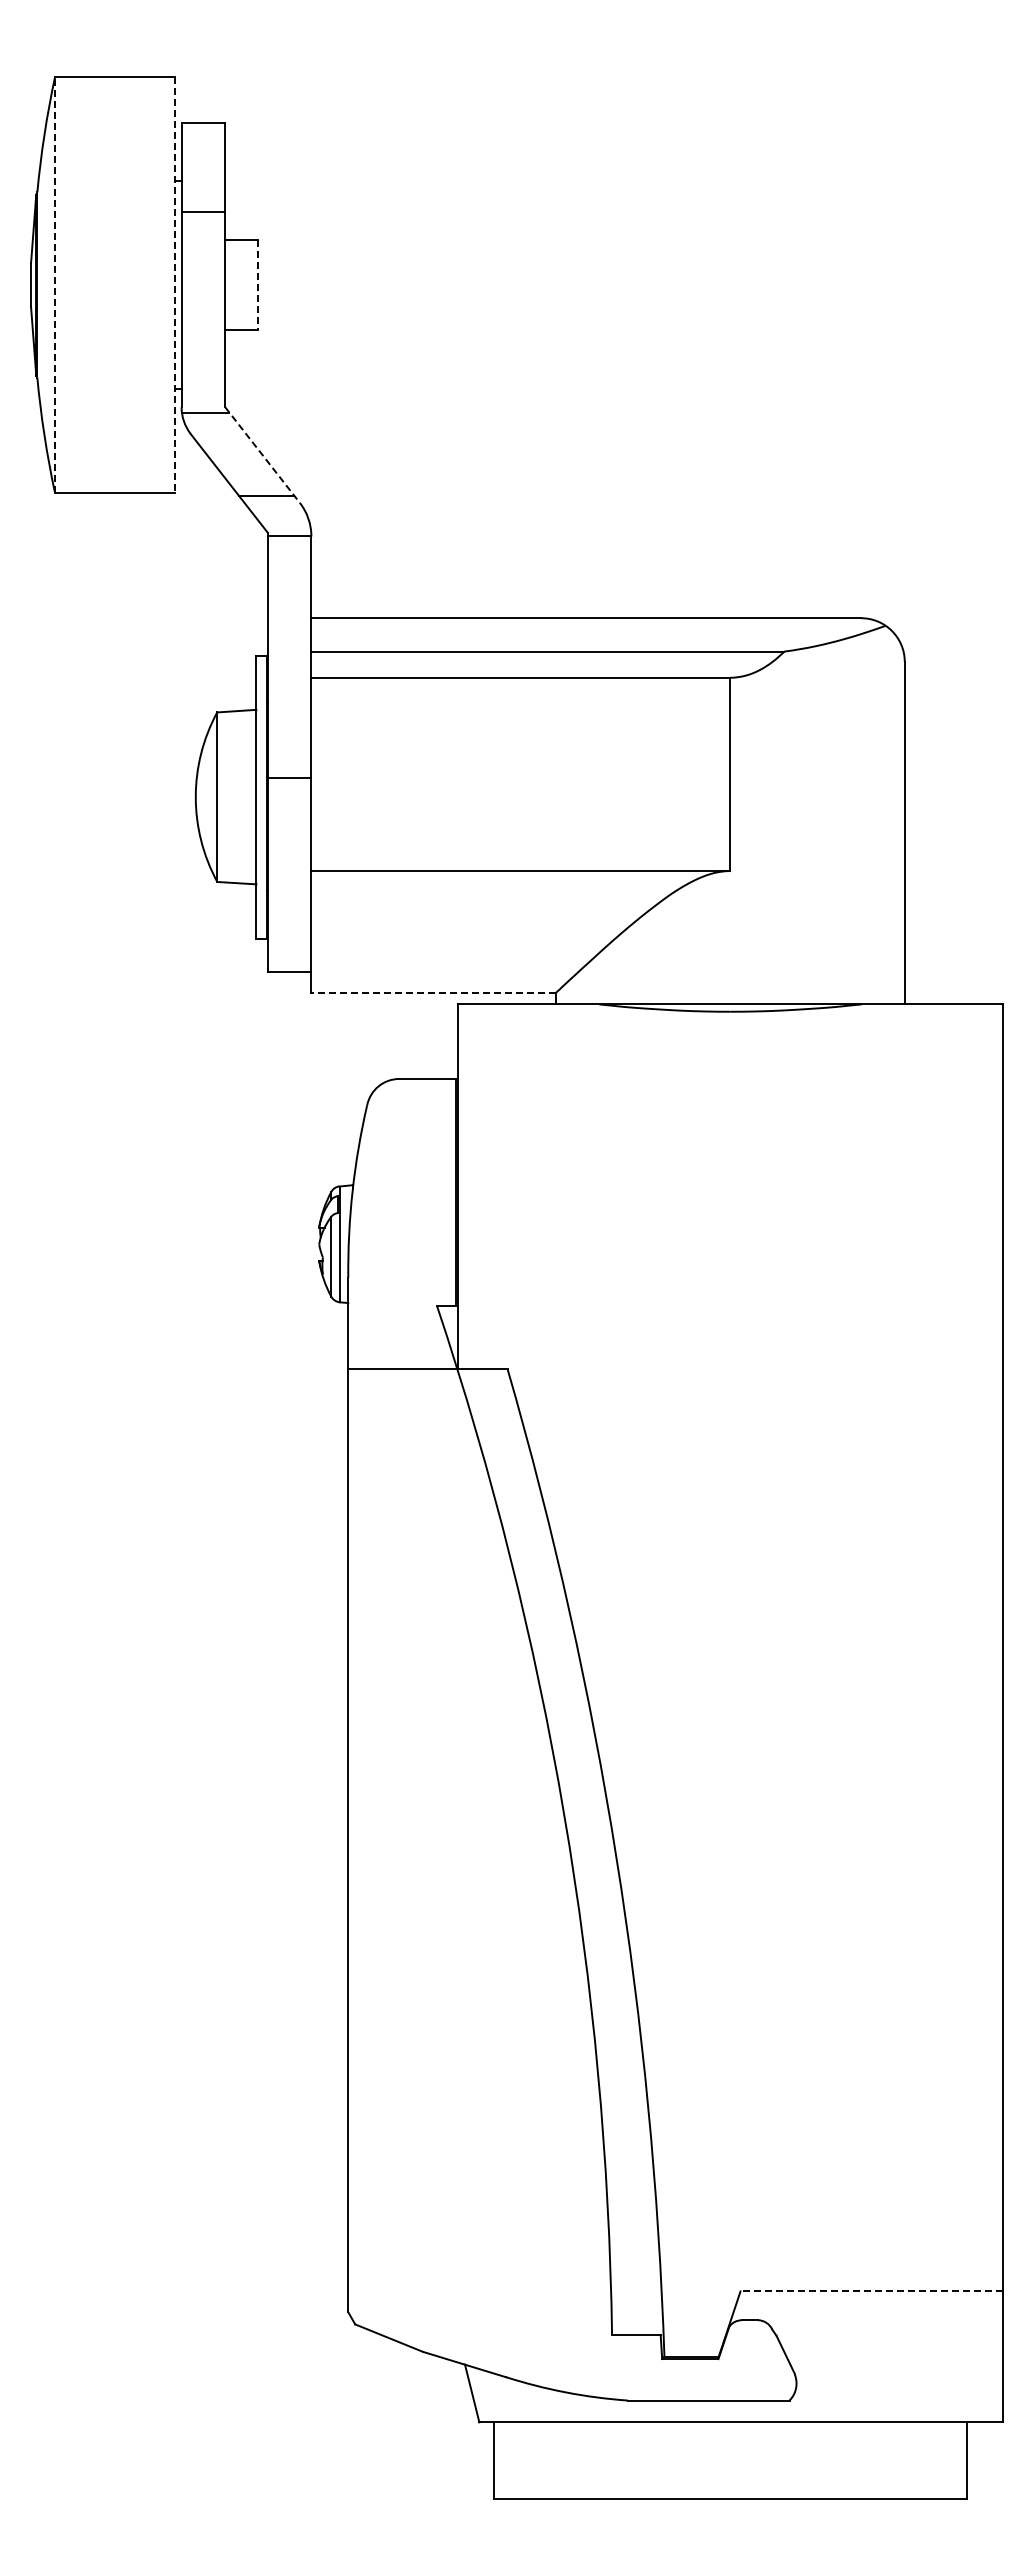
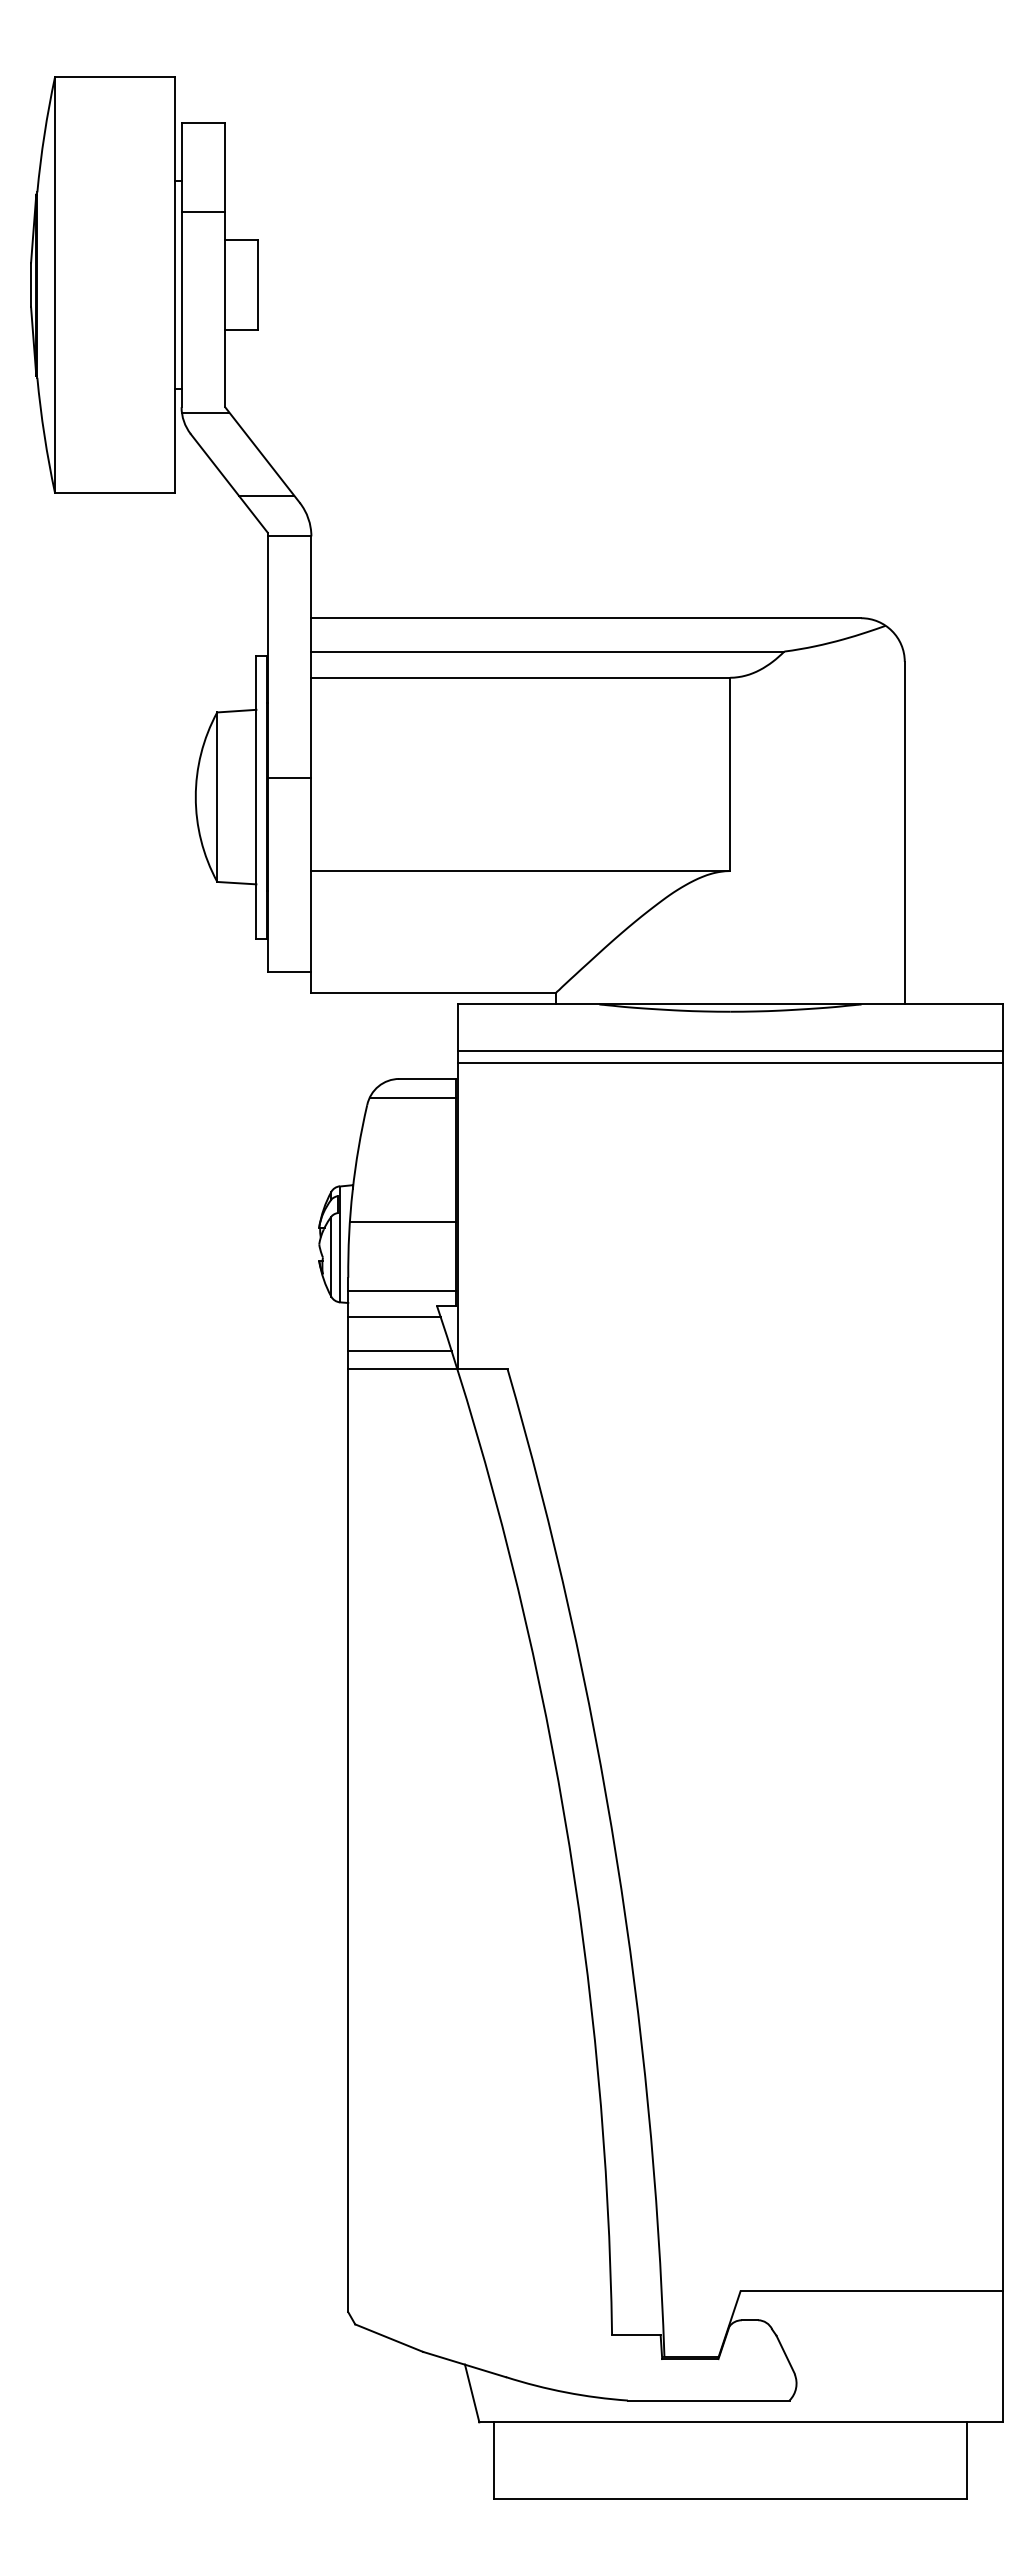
line: dashed -> solid (55, 284)
line: dashed -> solid (175, 284)
line: dashed -> solid (257, 285)
line: dashed -> solid (262, 455)
line: dashed -> solid (433, 993)
line: none -> present (729, 1050)
line: none -> present (729, 1063)
line: none -> present (412, 1097)
line: none -> present (402, 1222)
line: none -> present (402, 1291)
line: none -> present (394, 1316)
line: none -> present (399, 1351)
line: dashed -> solid (871, 2291)
